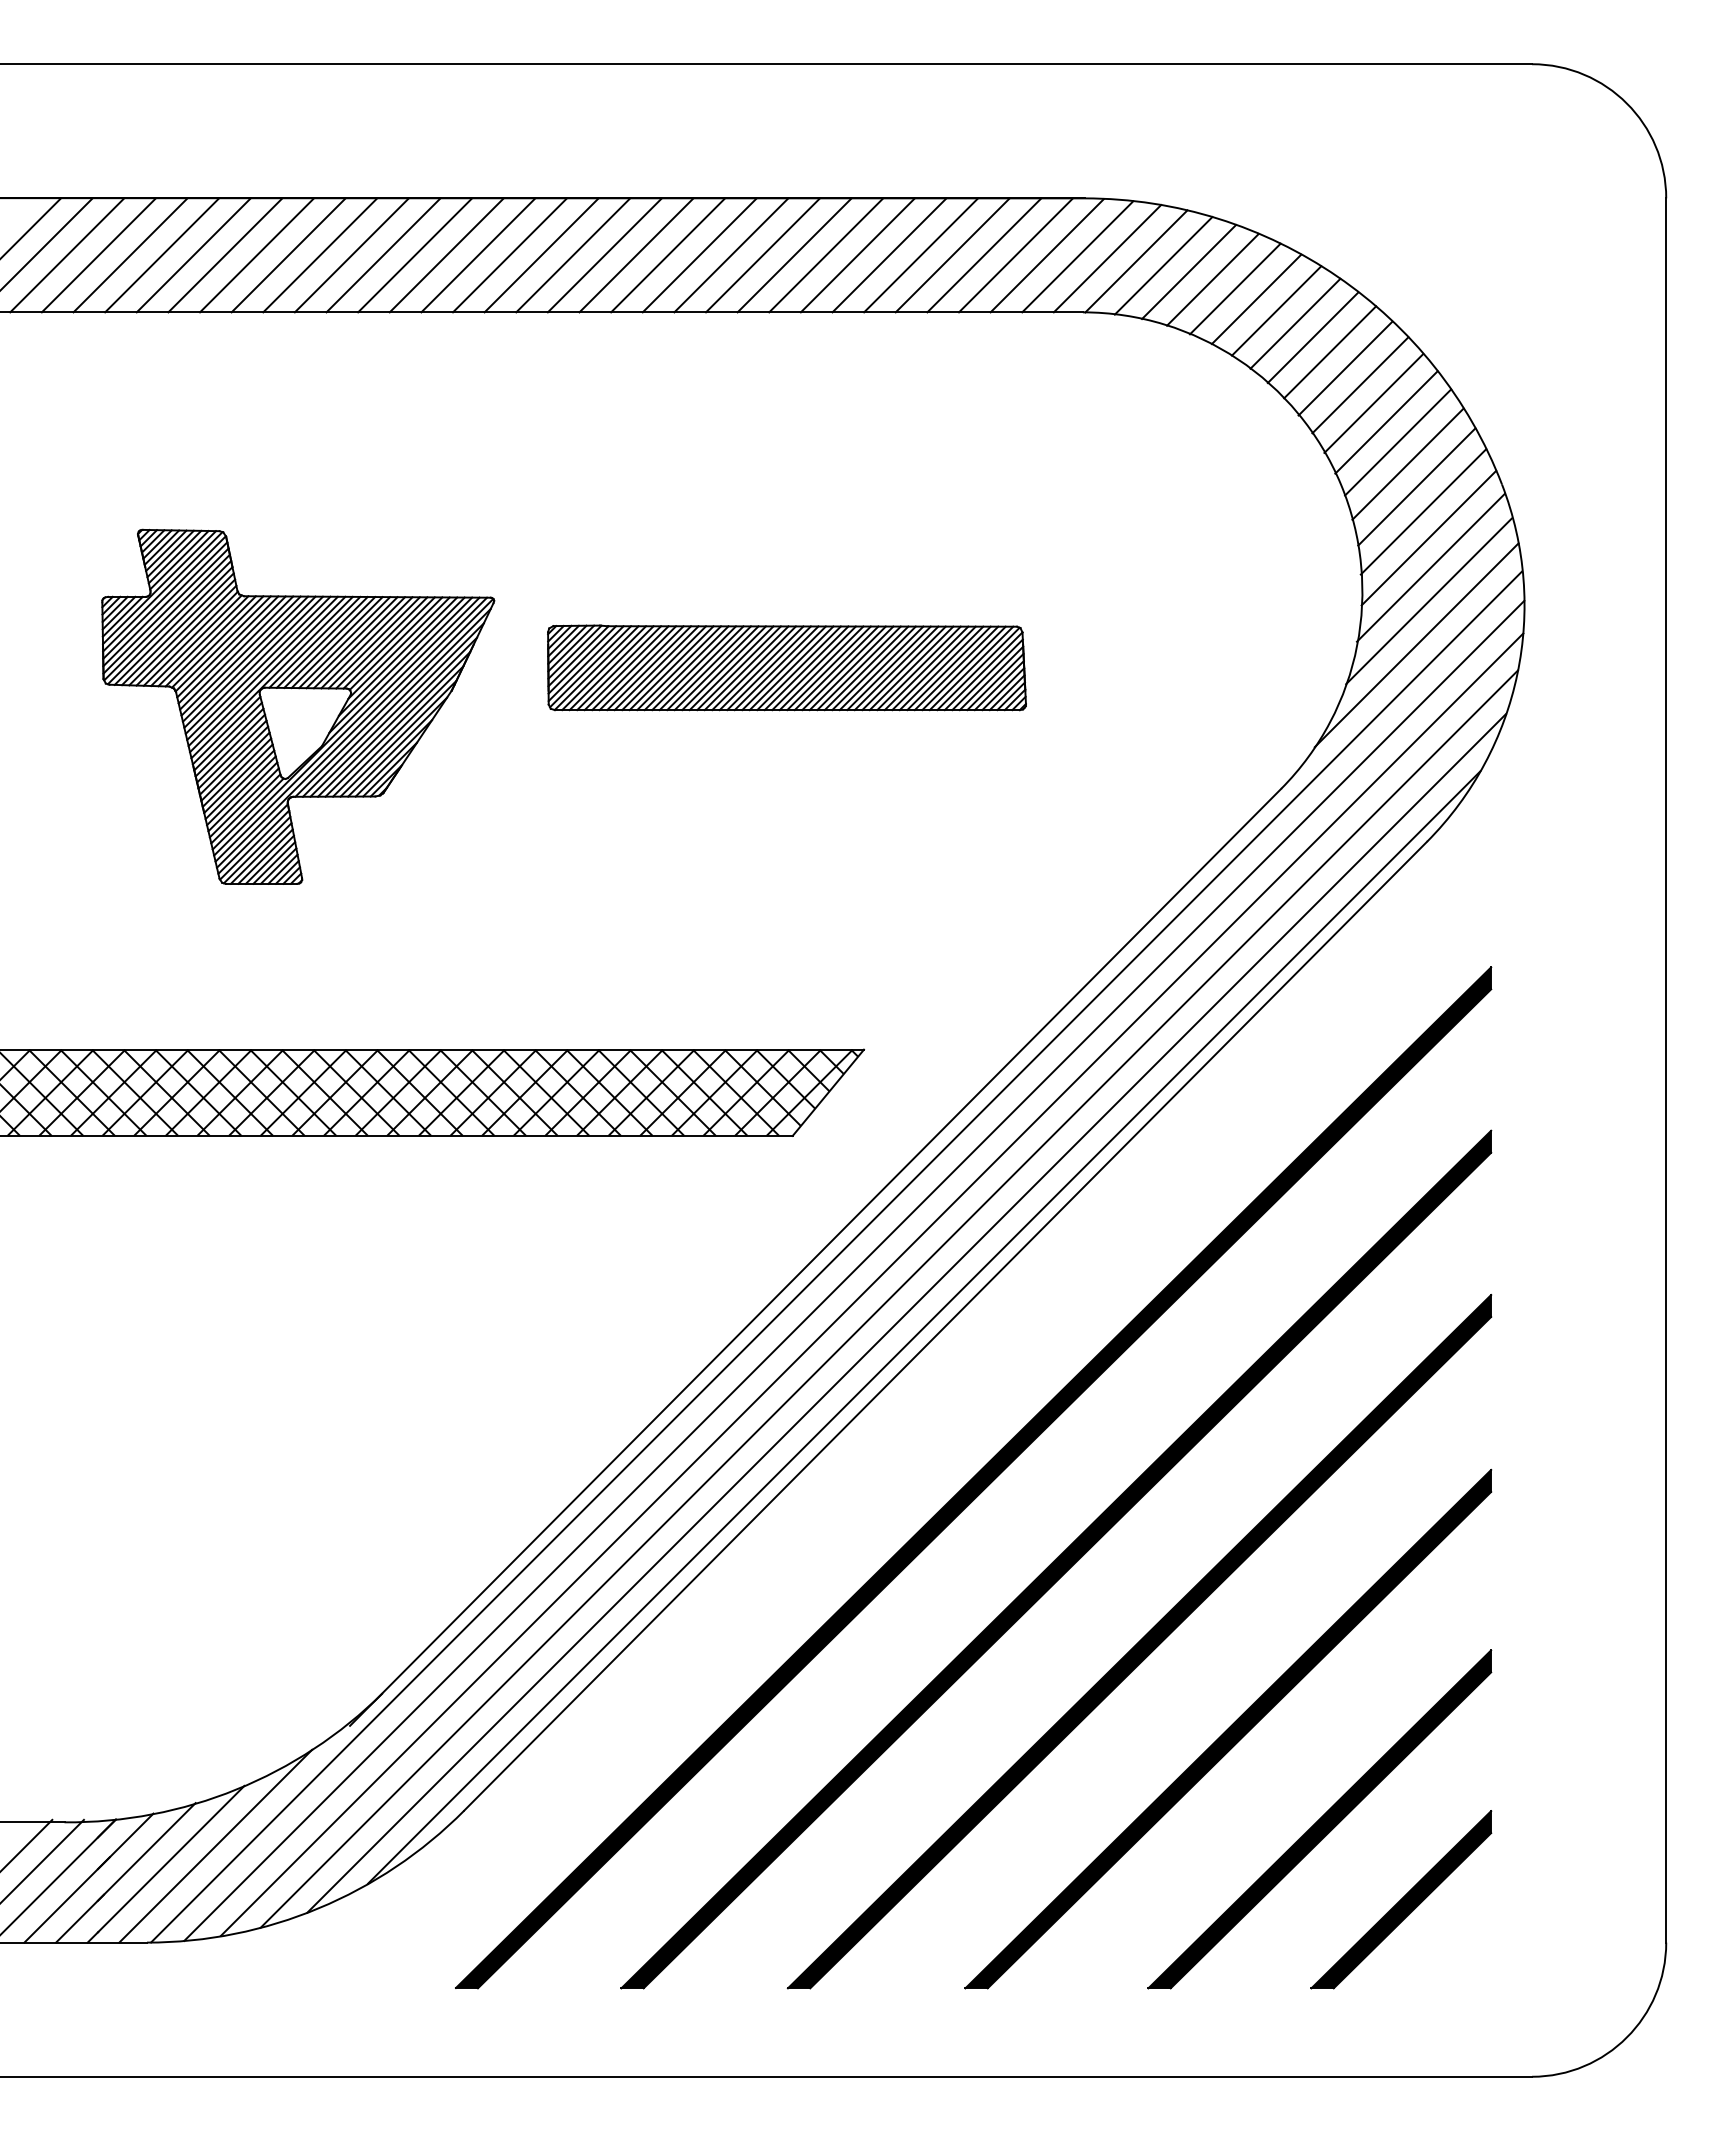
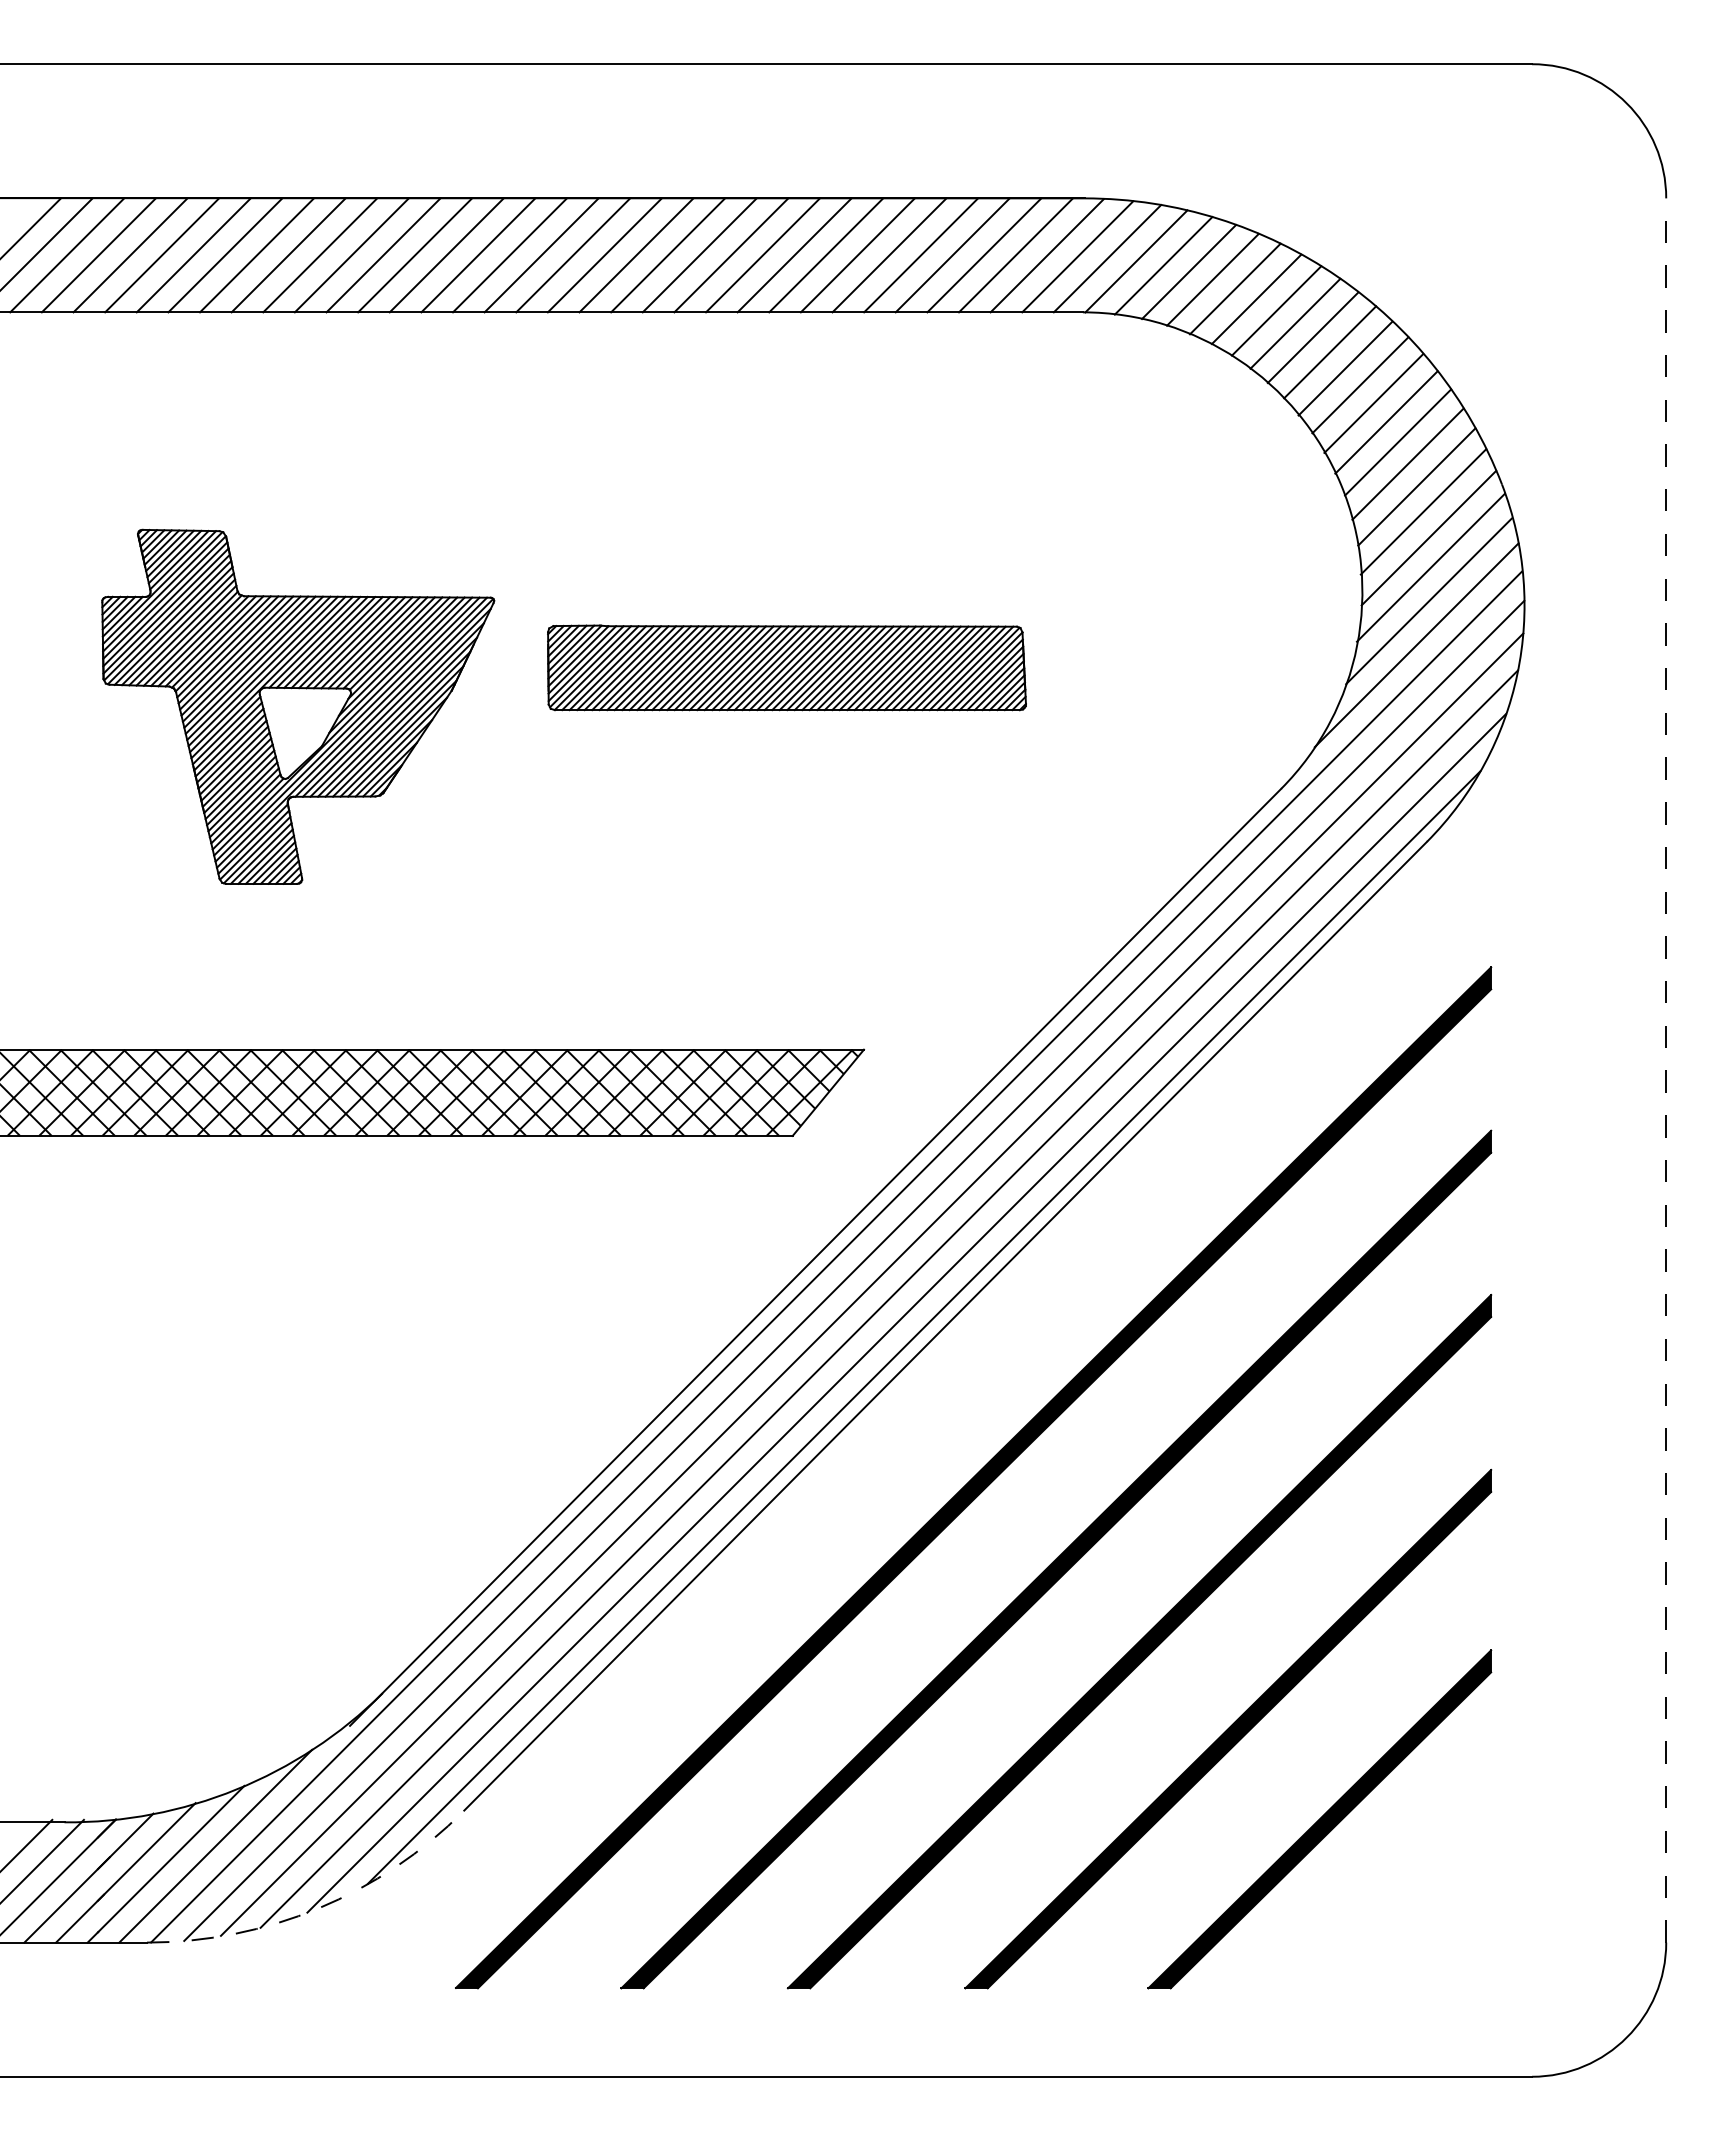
line: solid -> dashed (1666, 1070)
part: present -> none (1401, 1899)
arc: solid -> dashed (318, 1908)
